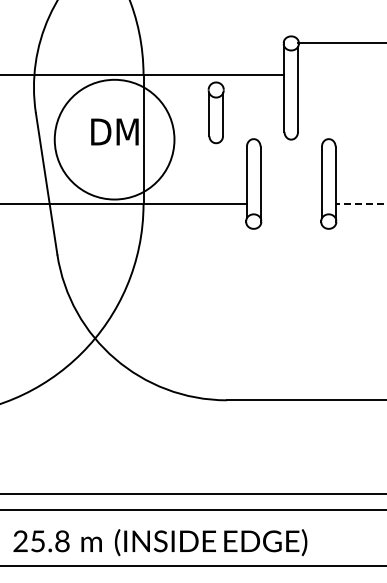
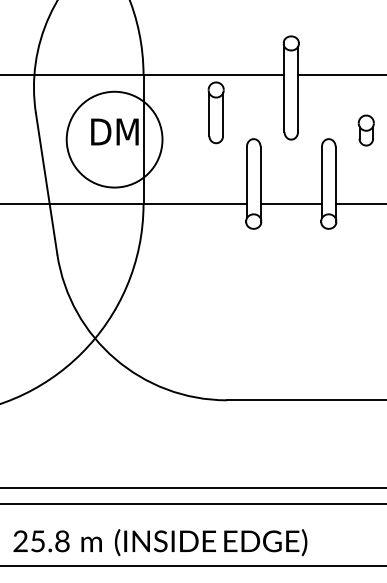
line position: (340, 43) -> (340, 75) (340, 75)
part: none -> present (365, 130)
circle diameter: 120 px -> 96 px (114, 139)
line: none -> present (291, 204)
line: dashed -> solid (360, 204)
line position: (192, 494) -> (192, 488) (192, 488)
line position: (192, 510) -> (192, 504) (192, 504)
